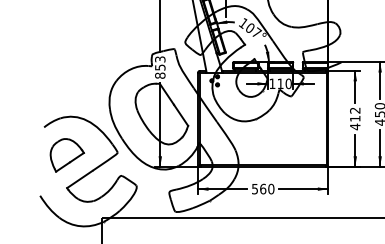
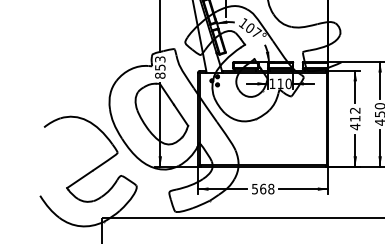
part: present -> none (66, 155)
text: 560 -> 568 (271, 189)
